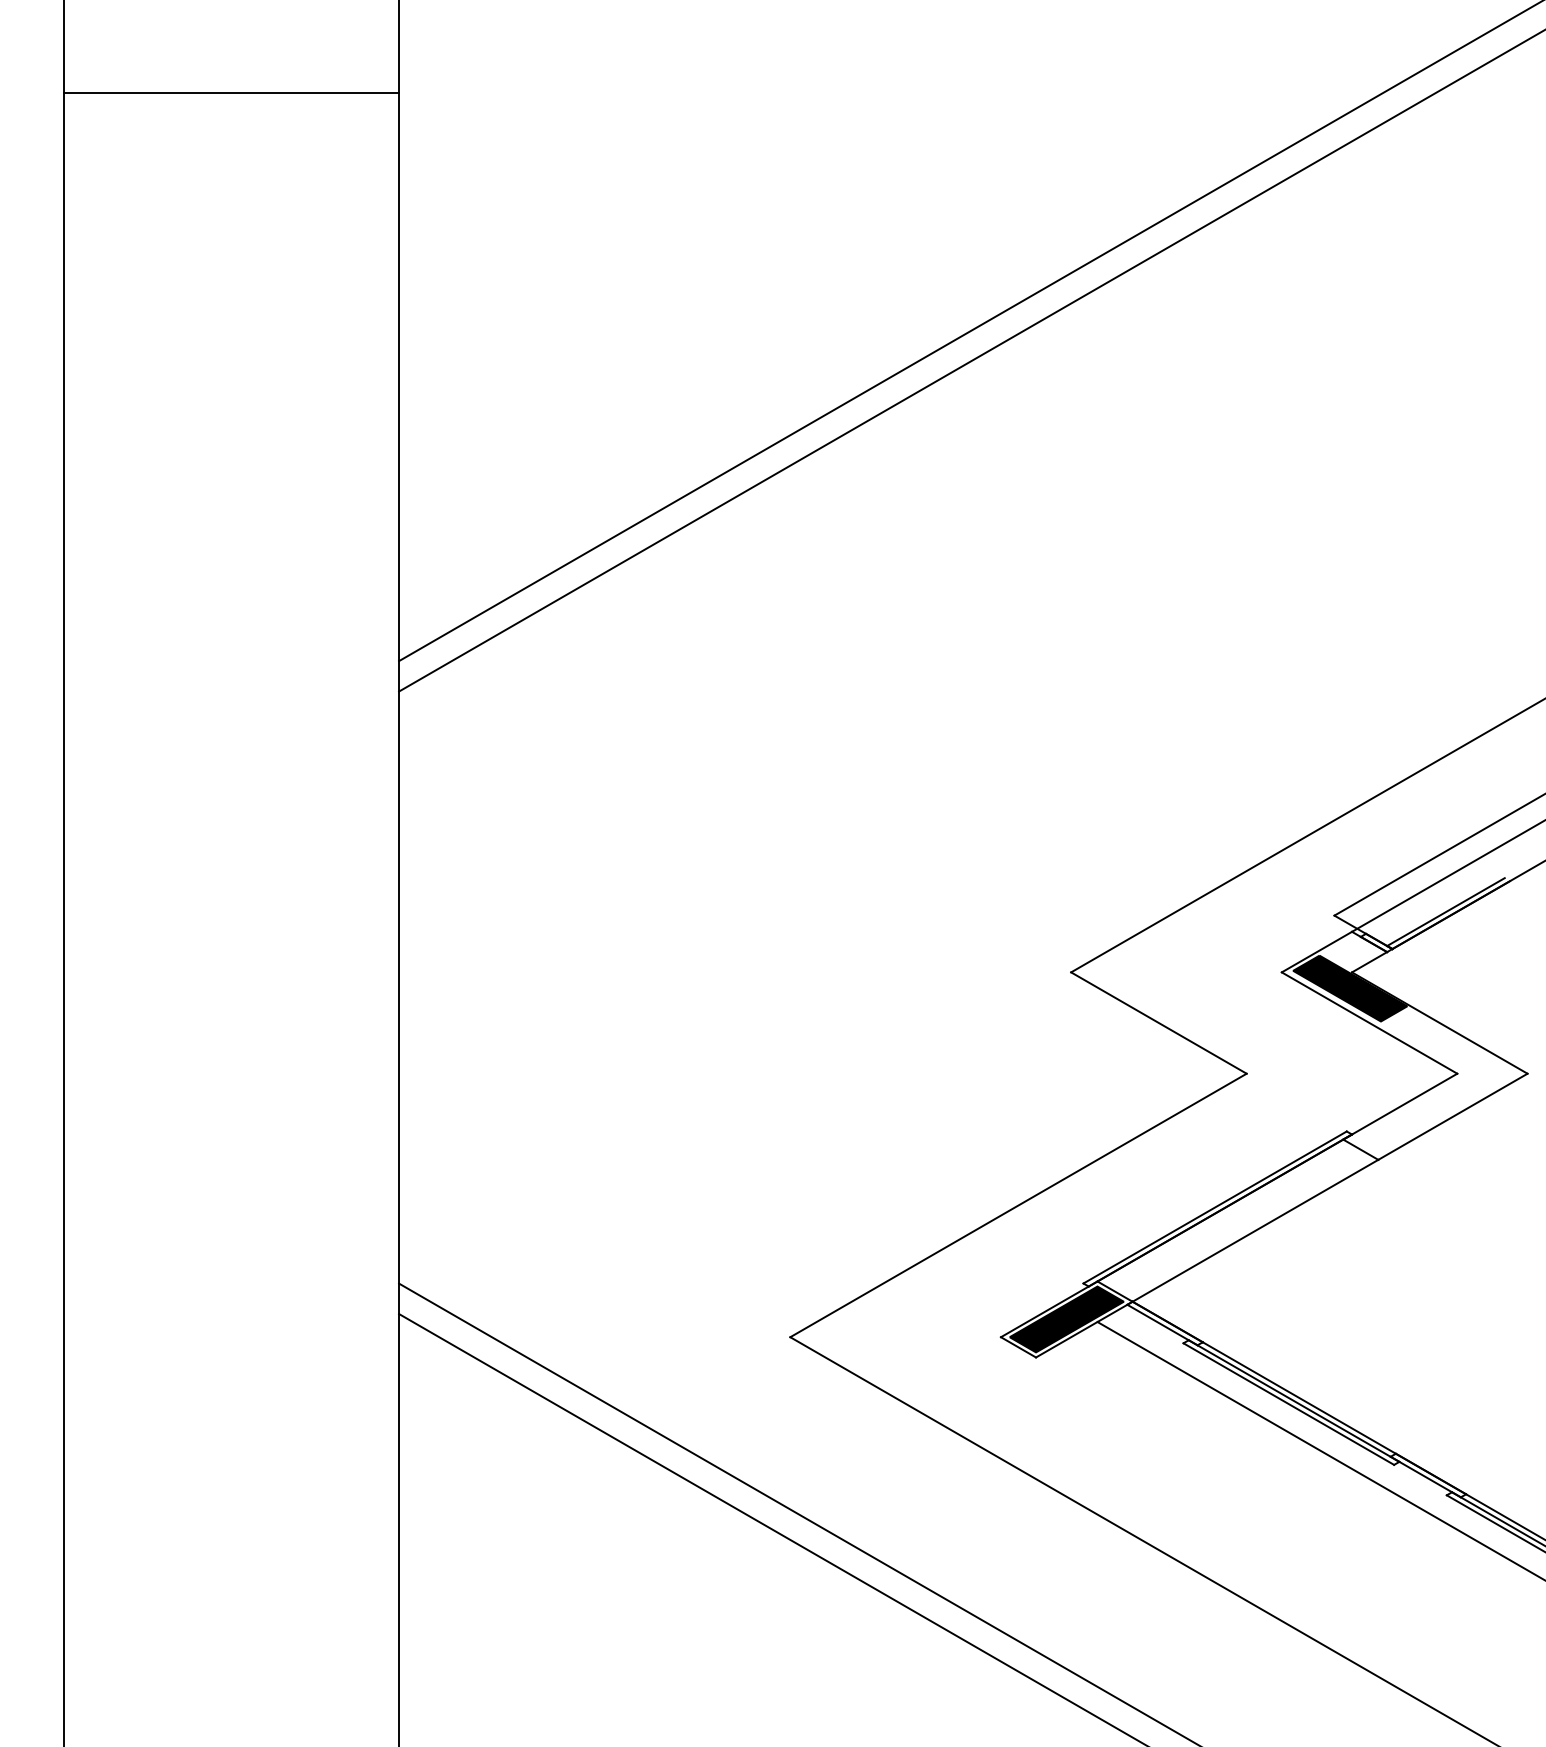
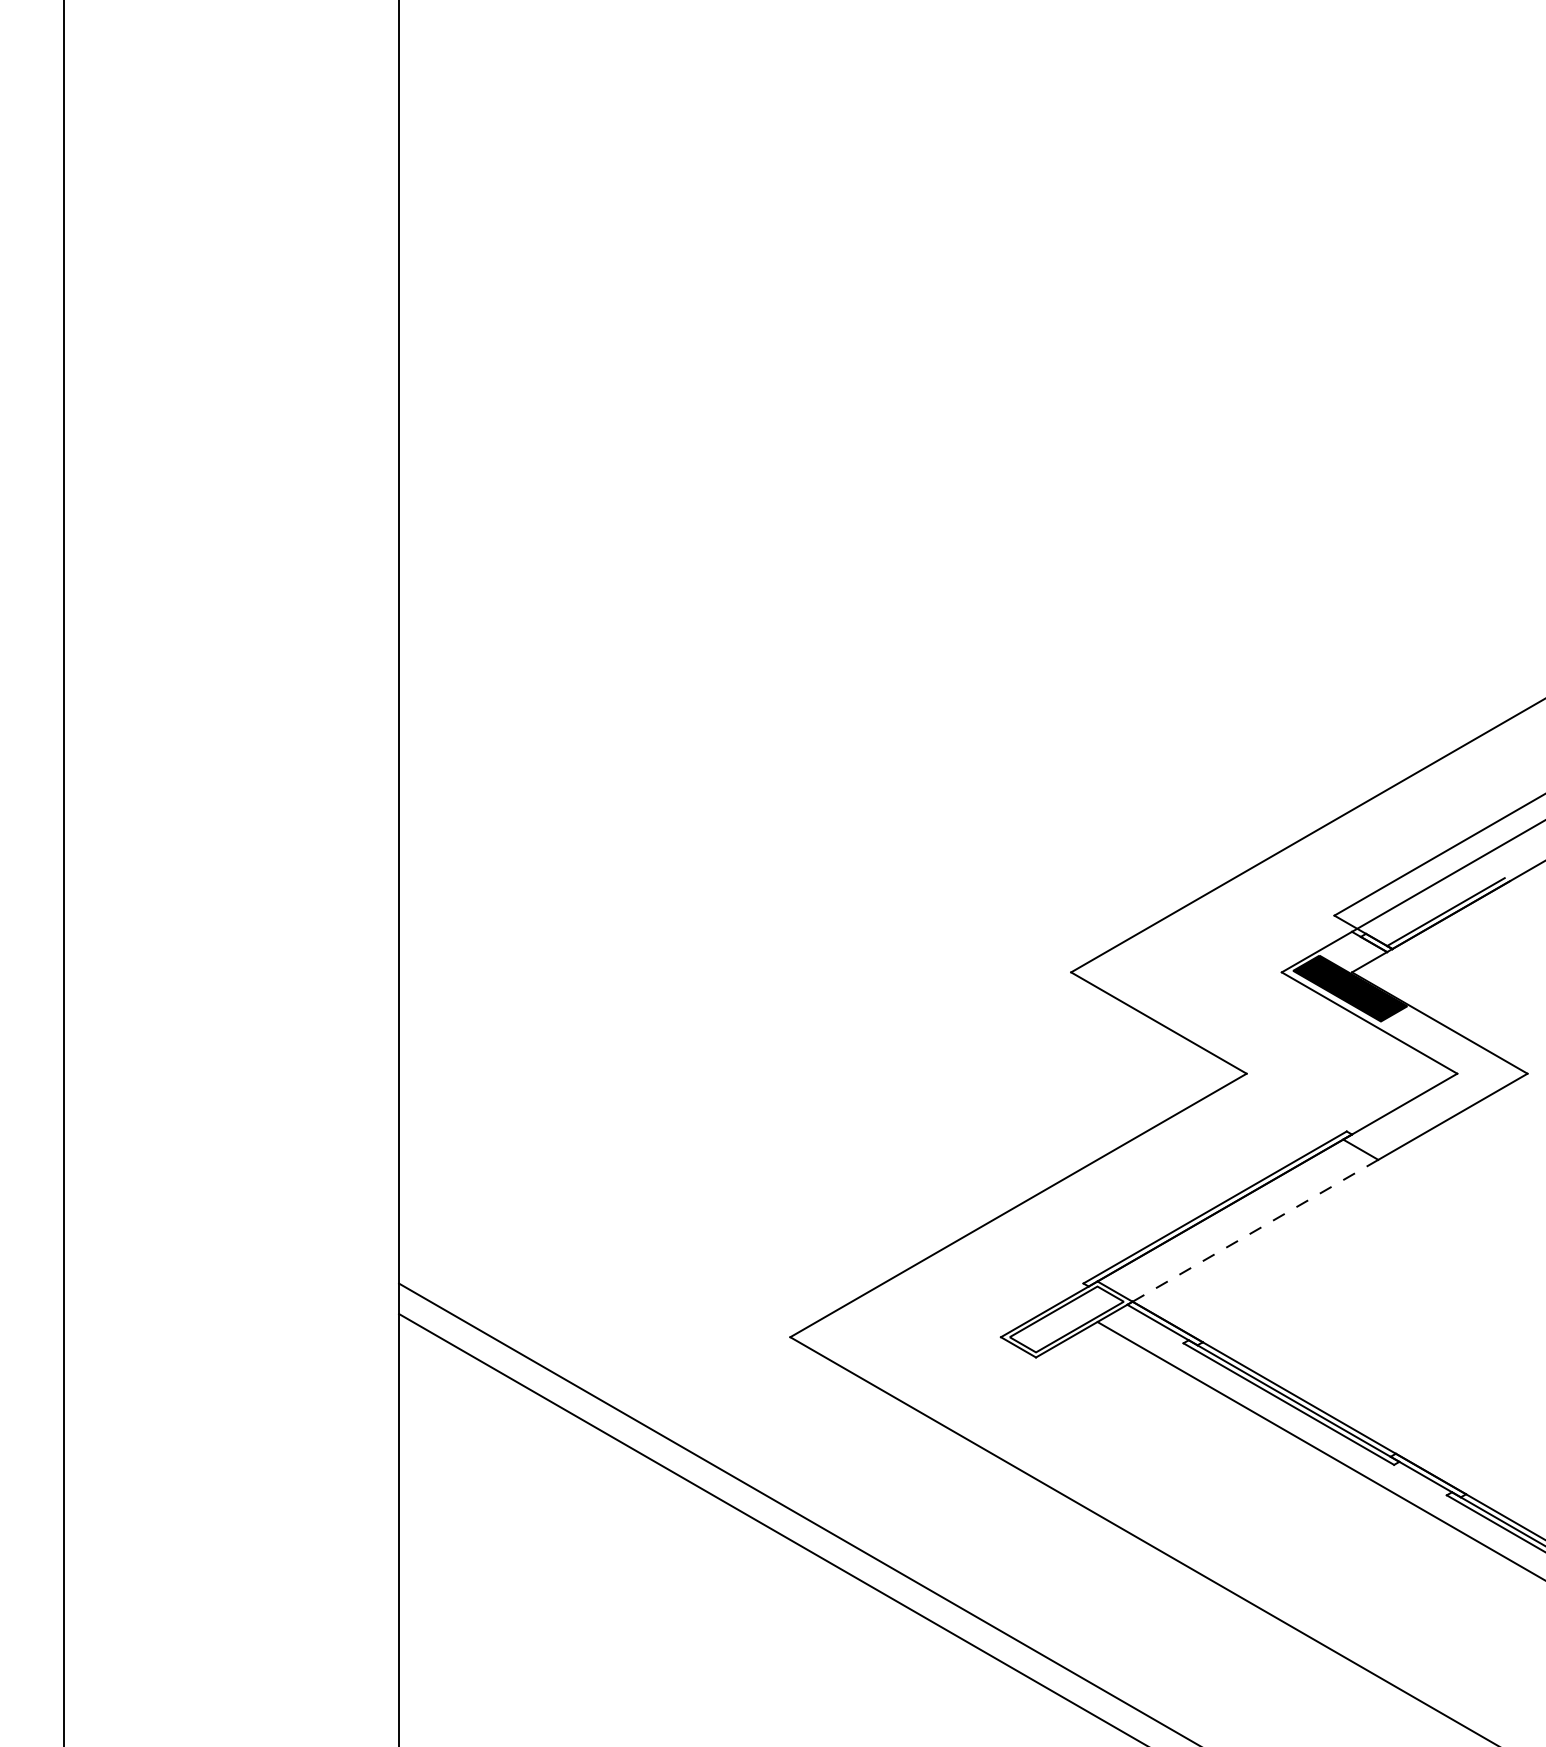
line: present -> none (231, 93)
line: present -> none (969, 331)
line: present -> none (970, 361)
line: solid -> dashed (1255, 1230)
fill: present -> none (1066, 1319)
